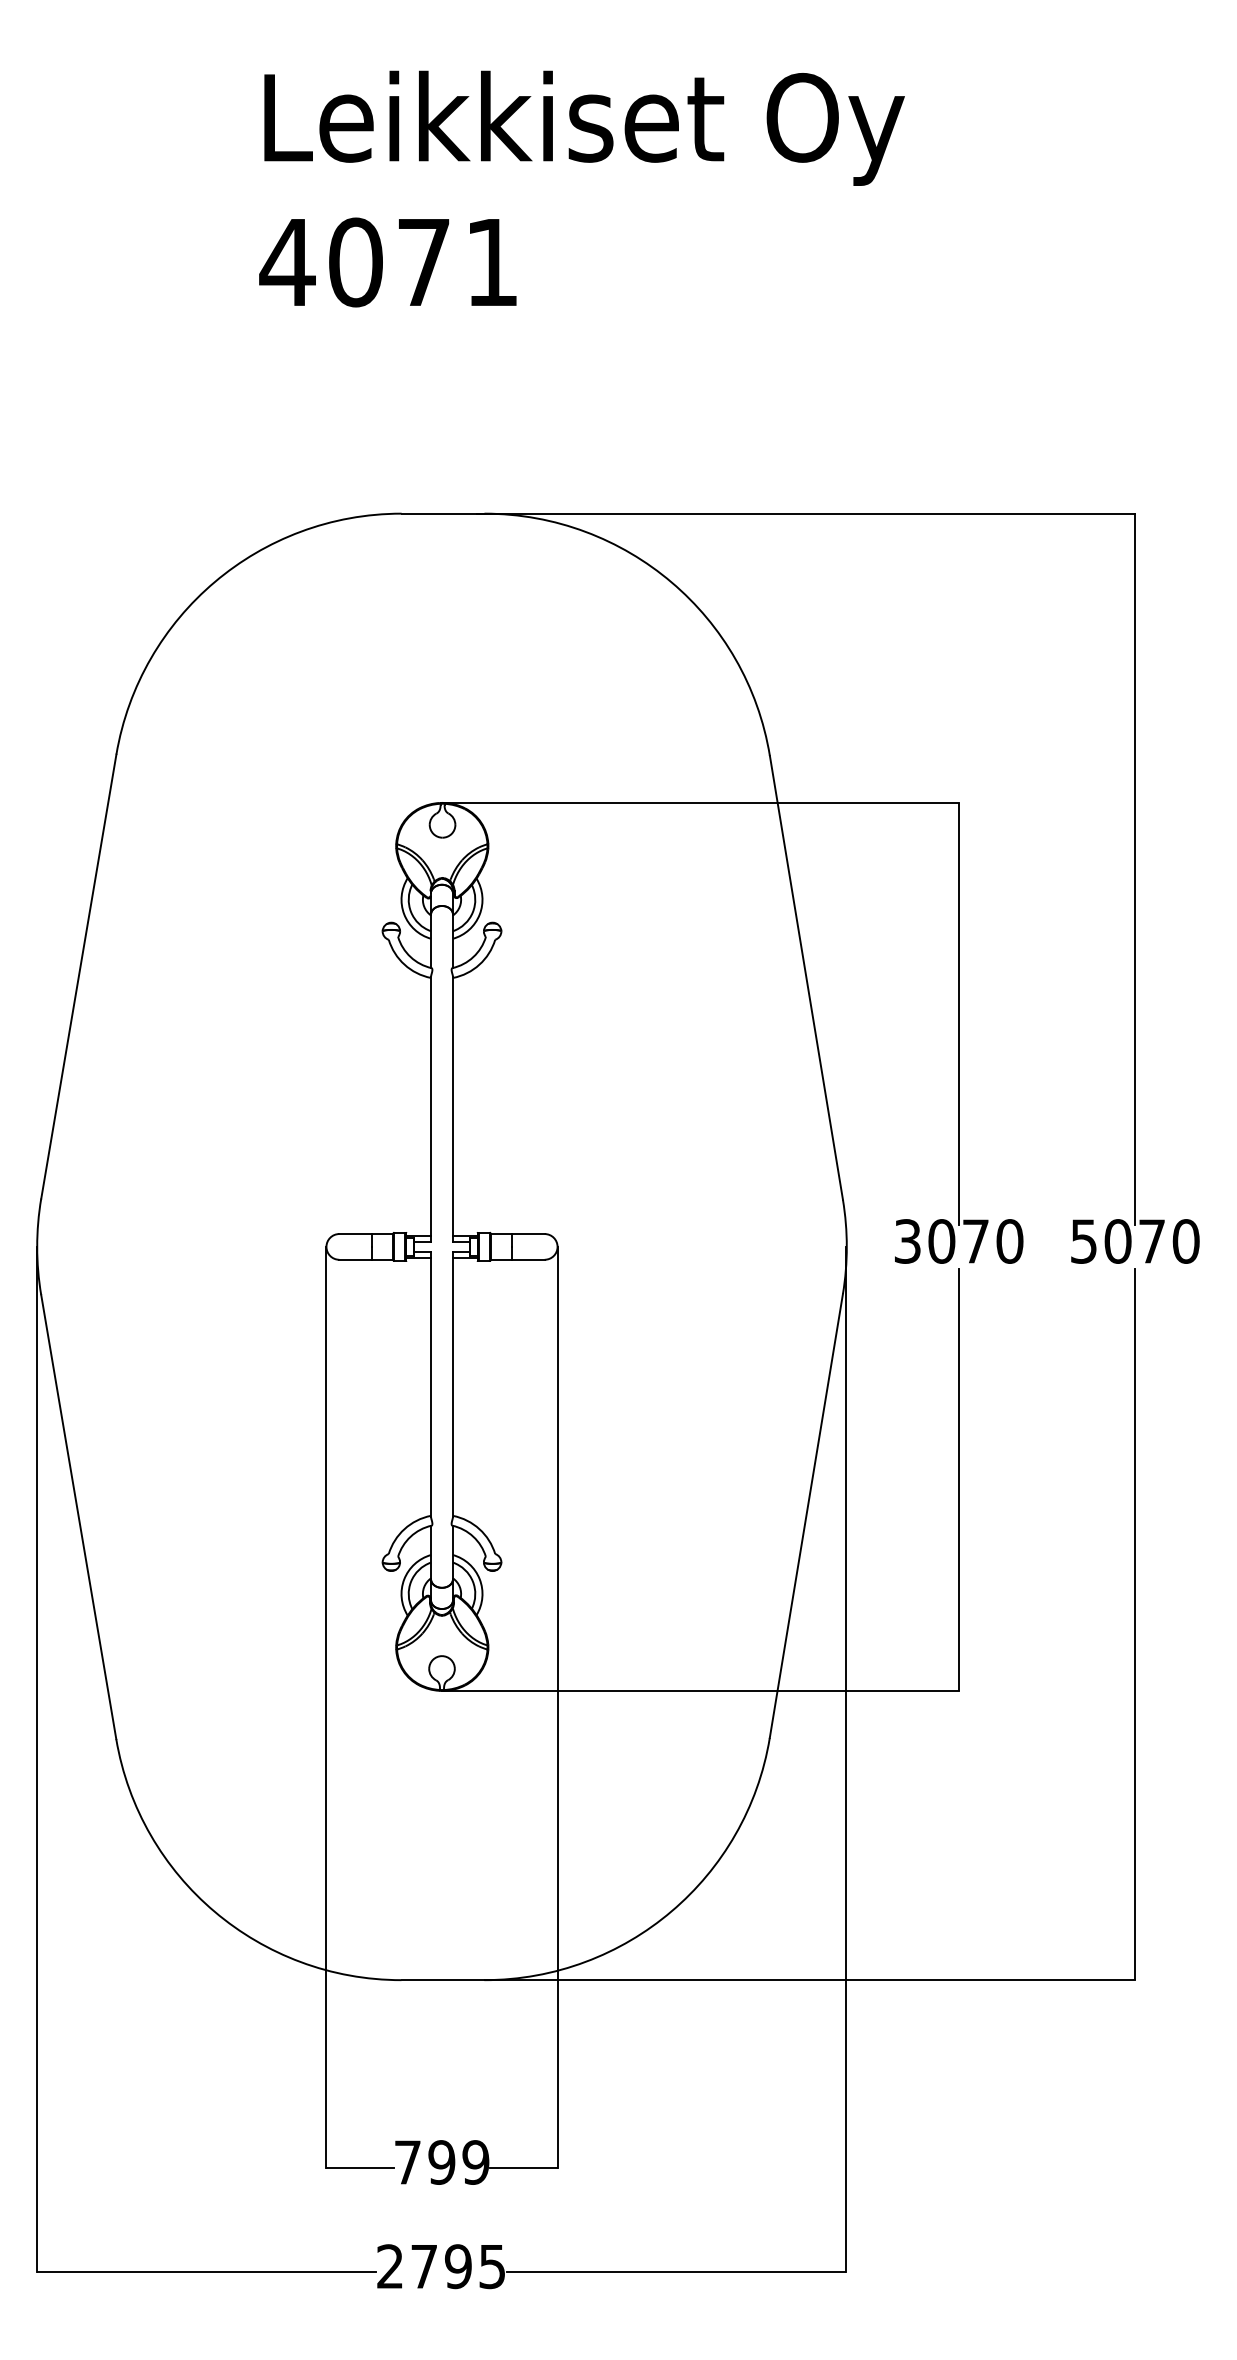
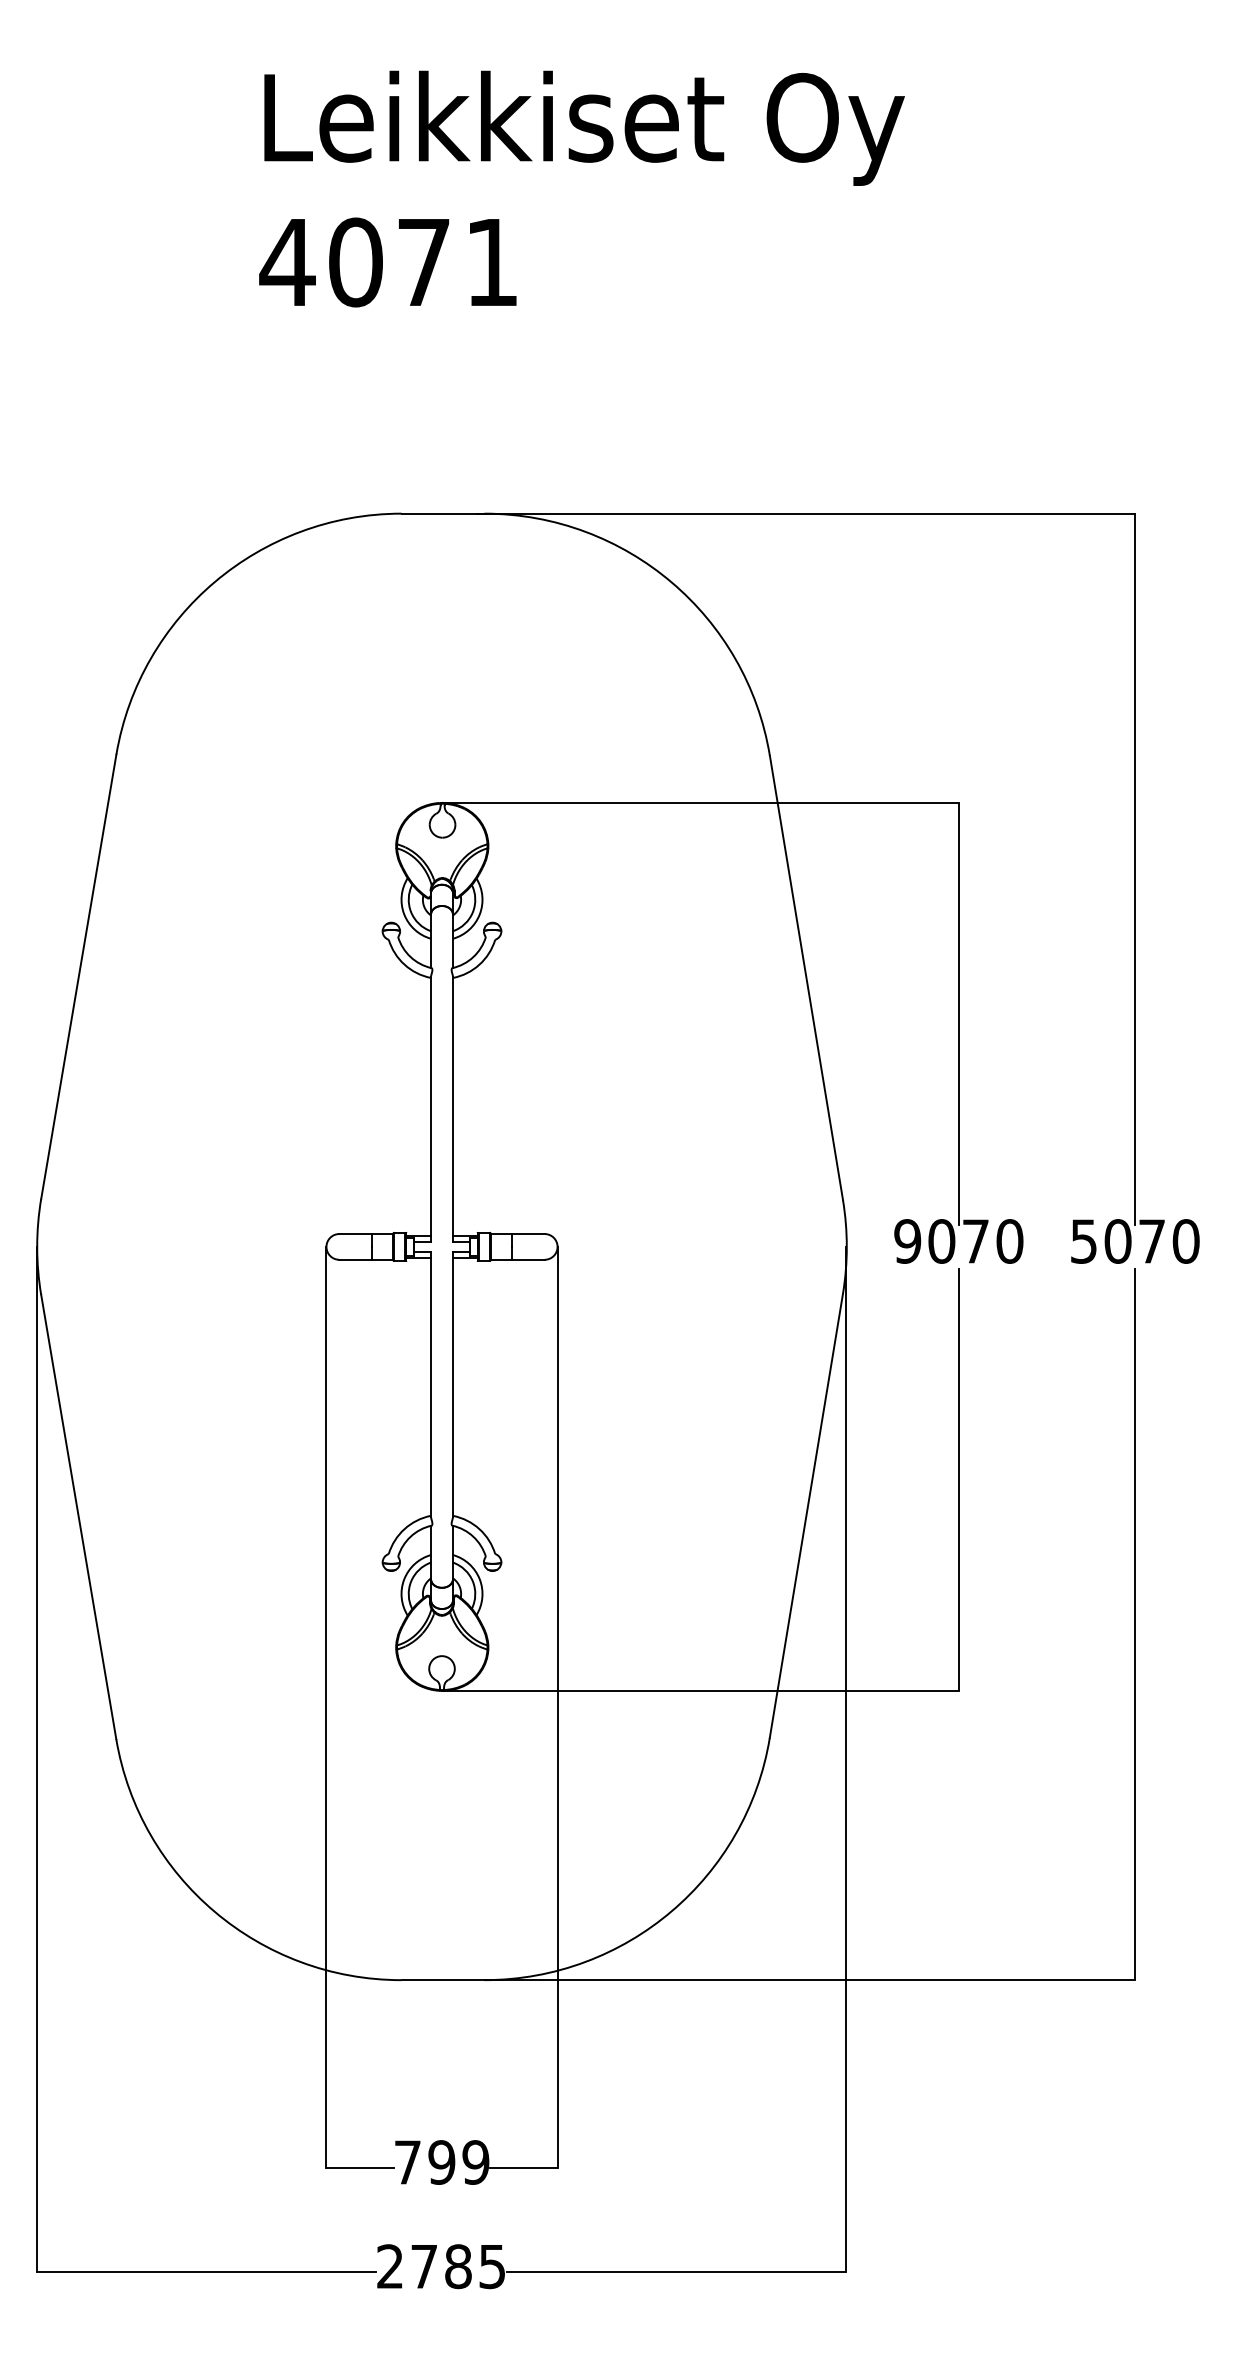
text: 3070 -> 9070 (907, 1241)
text: 2795 -> 2785 (458, 2266)
